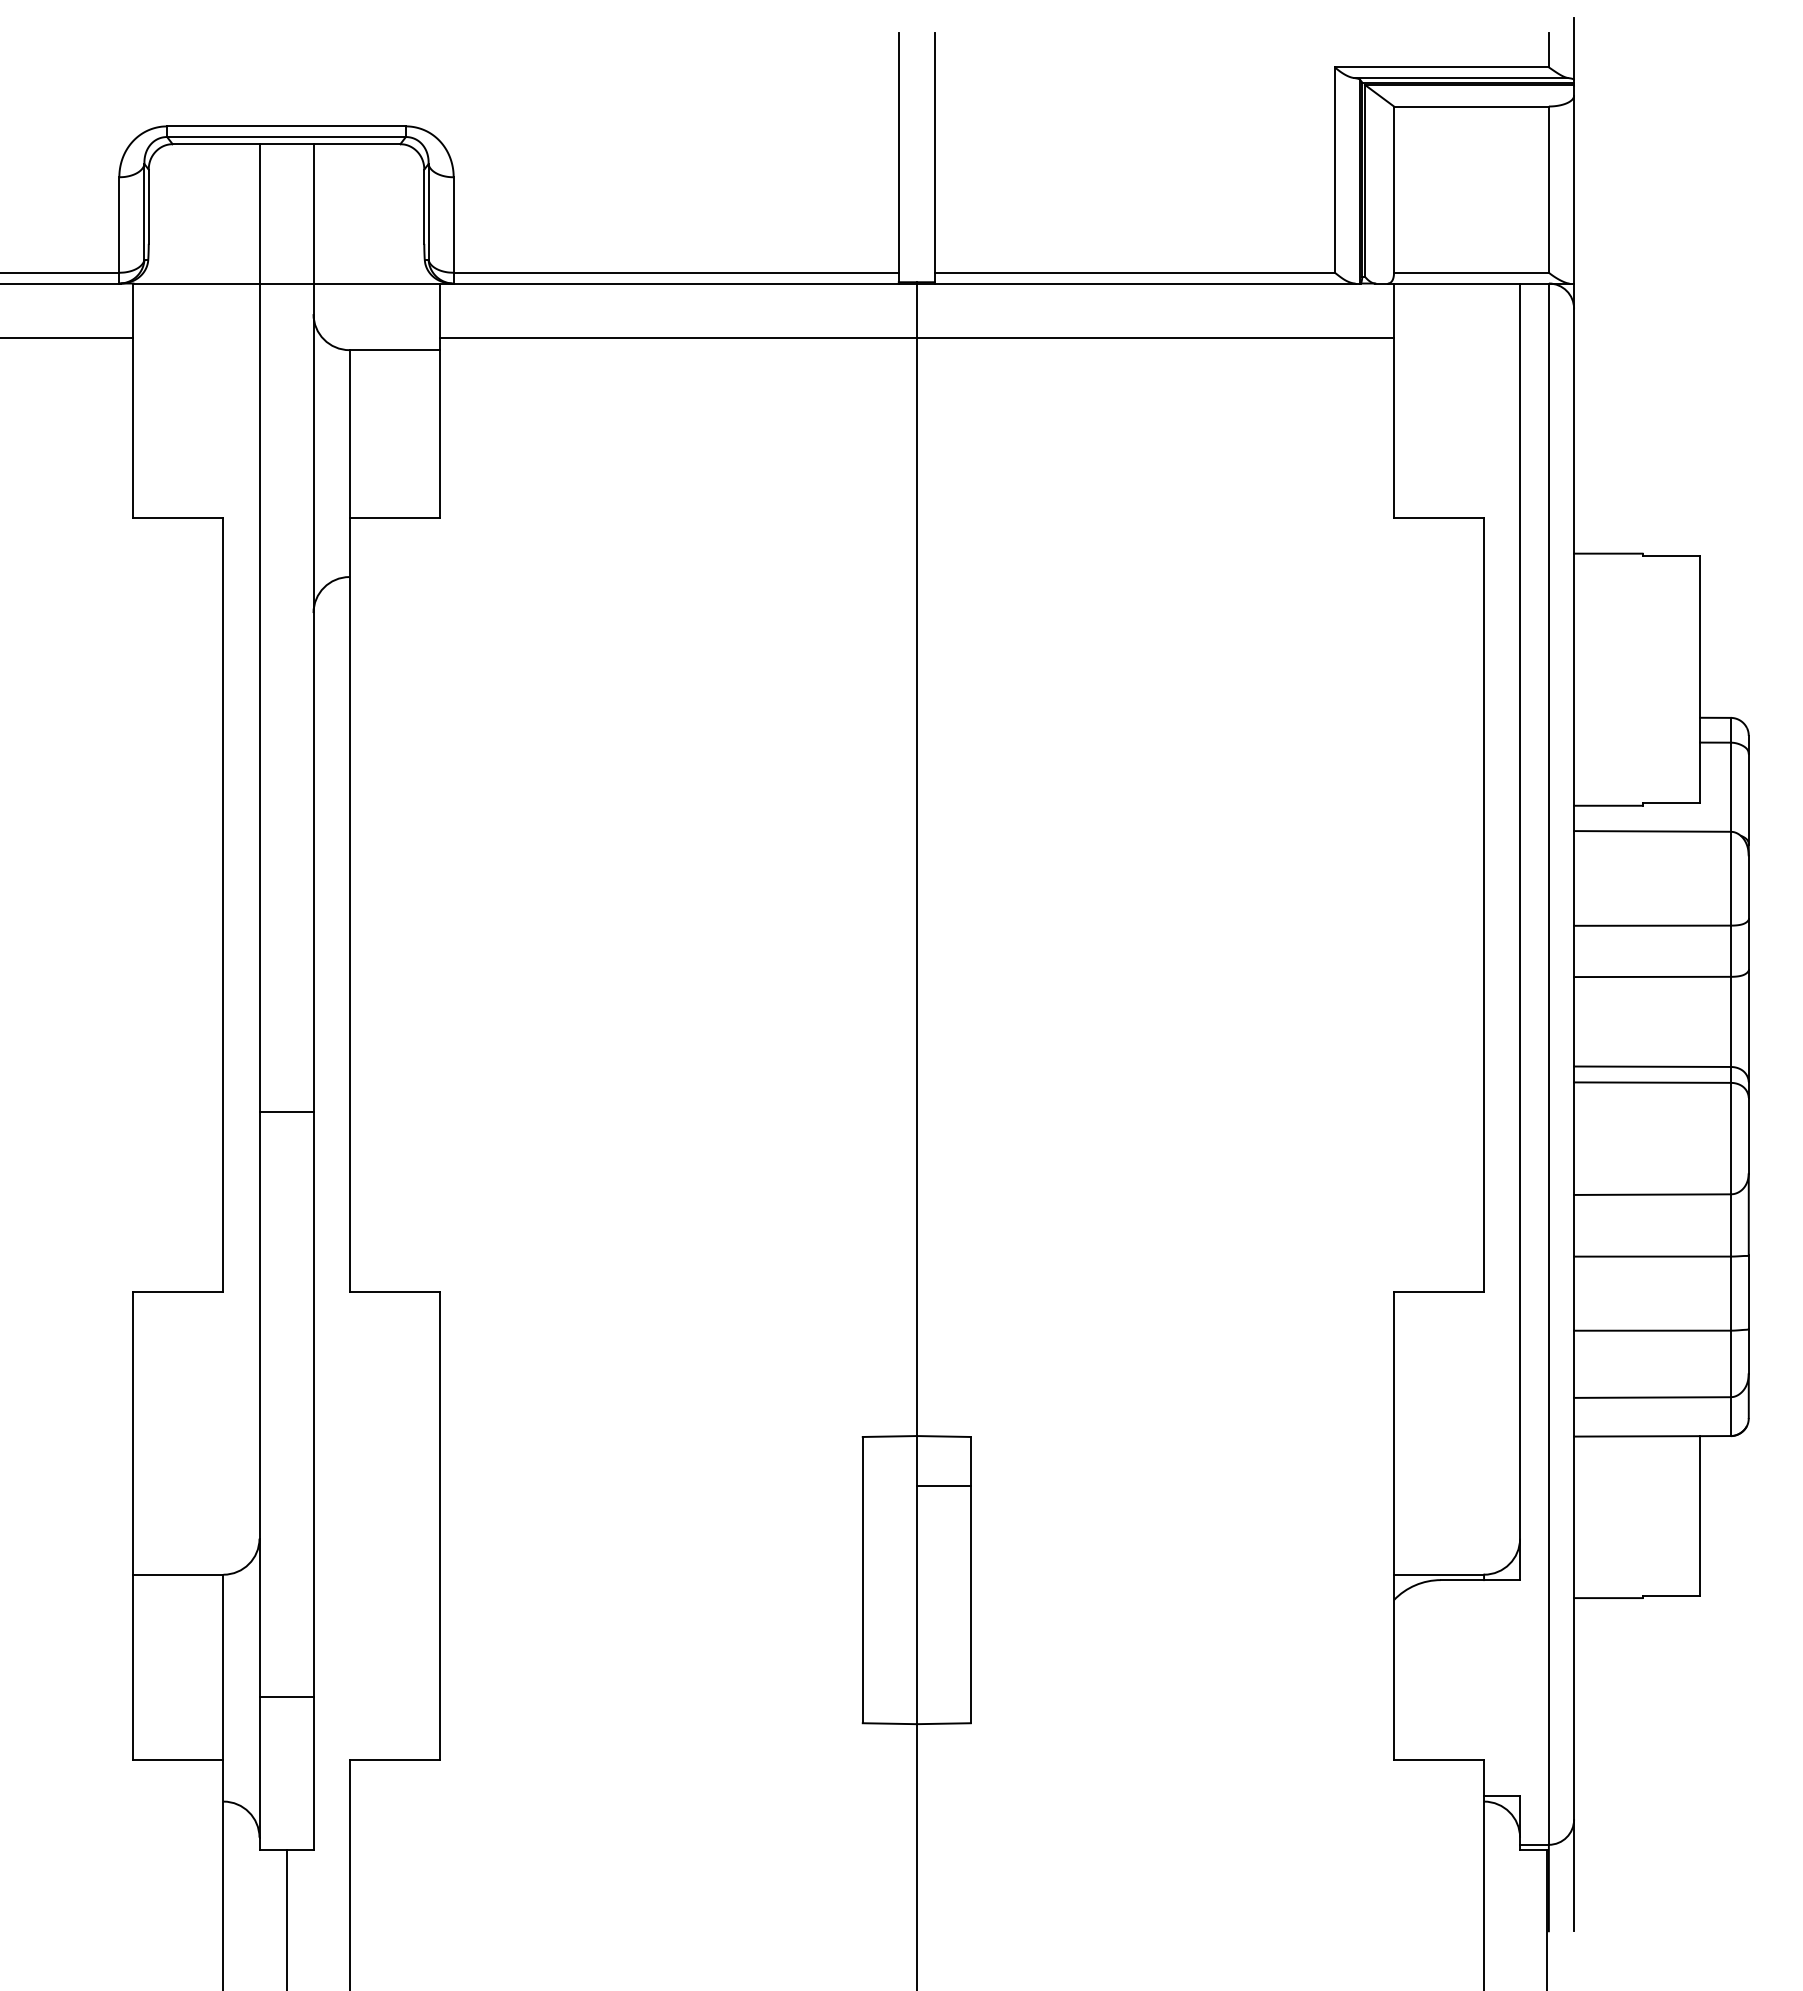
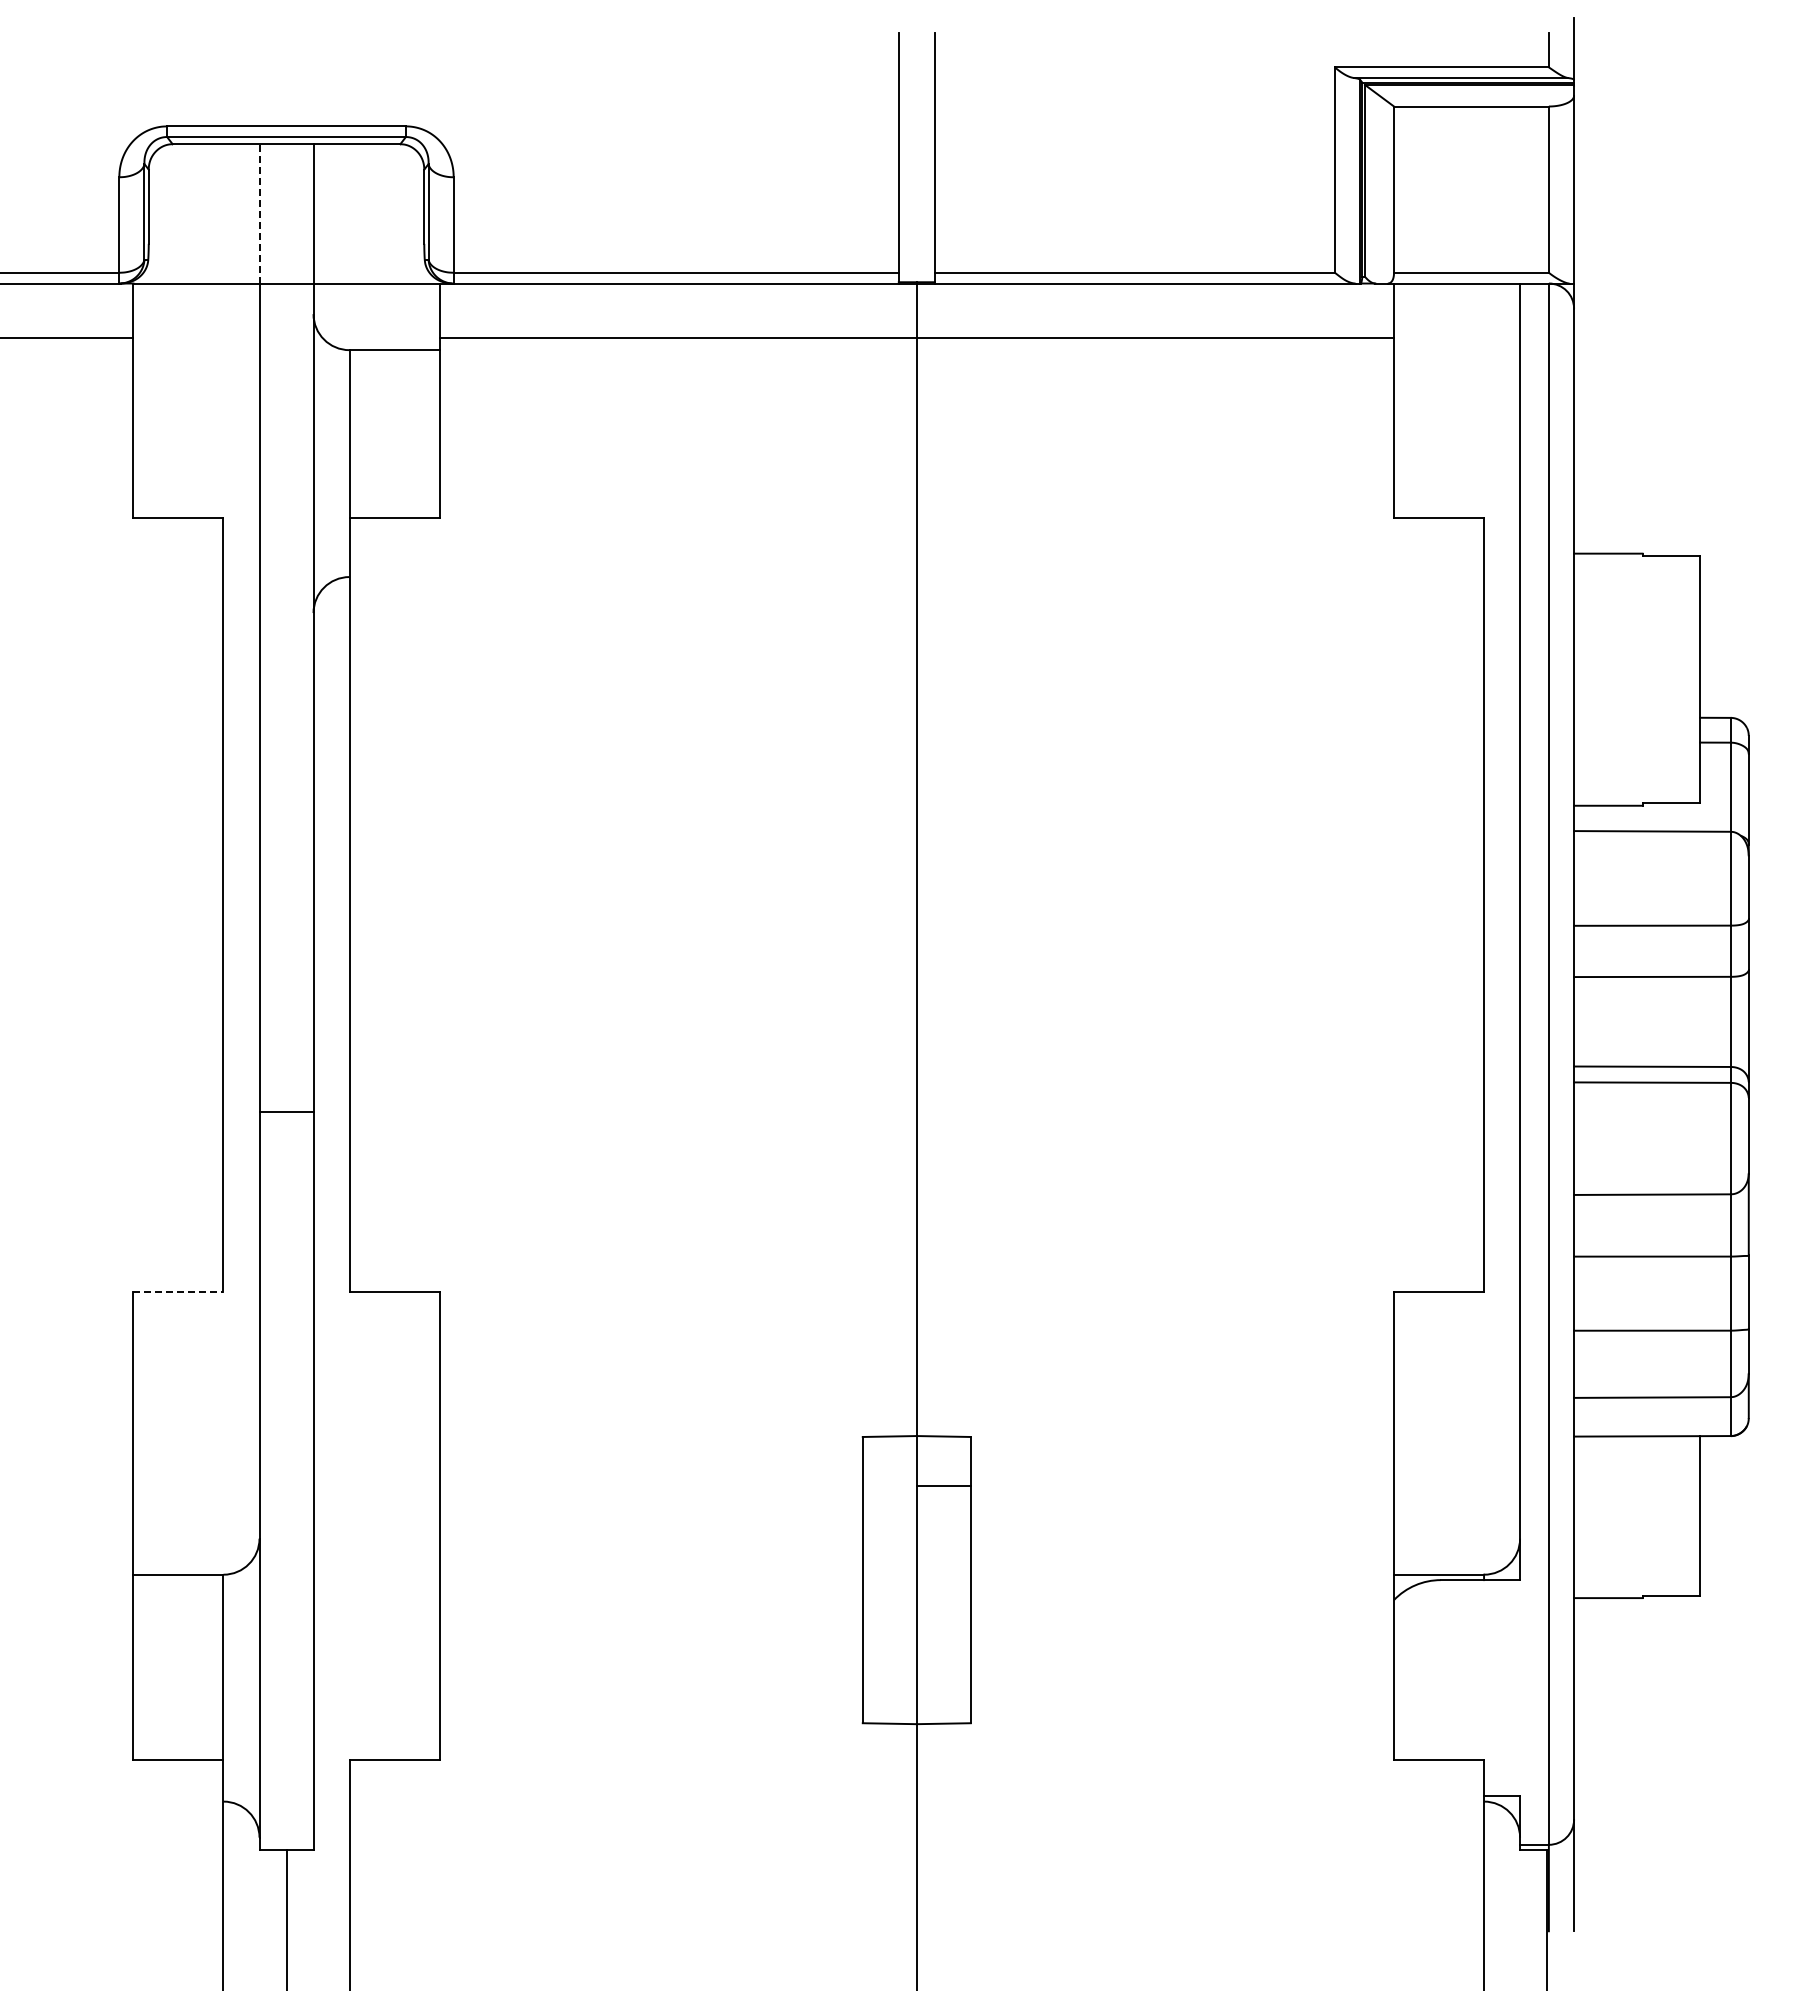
line: solid -> dashed (259, 213)
line: solid -> dashed (178, 1291)
line: present -> none (286, 1697)
